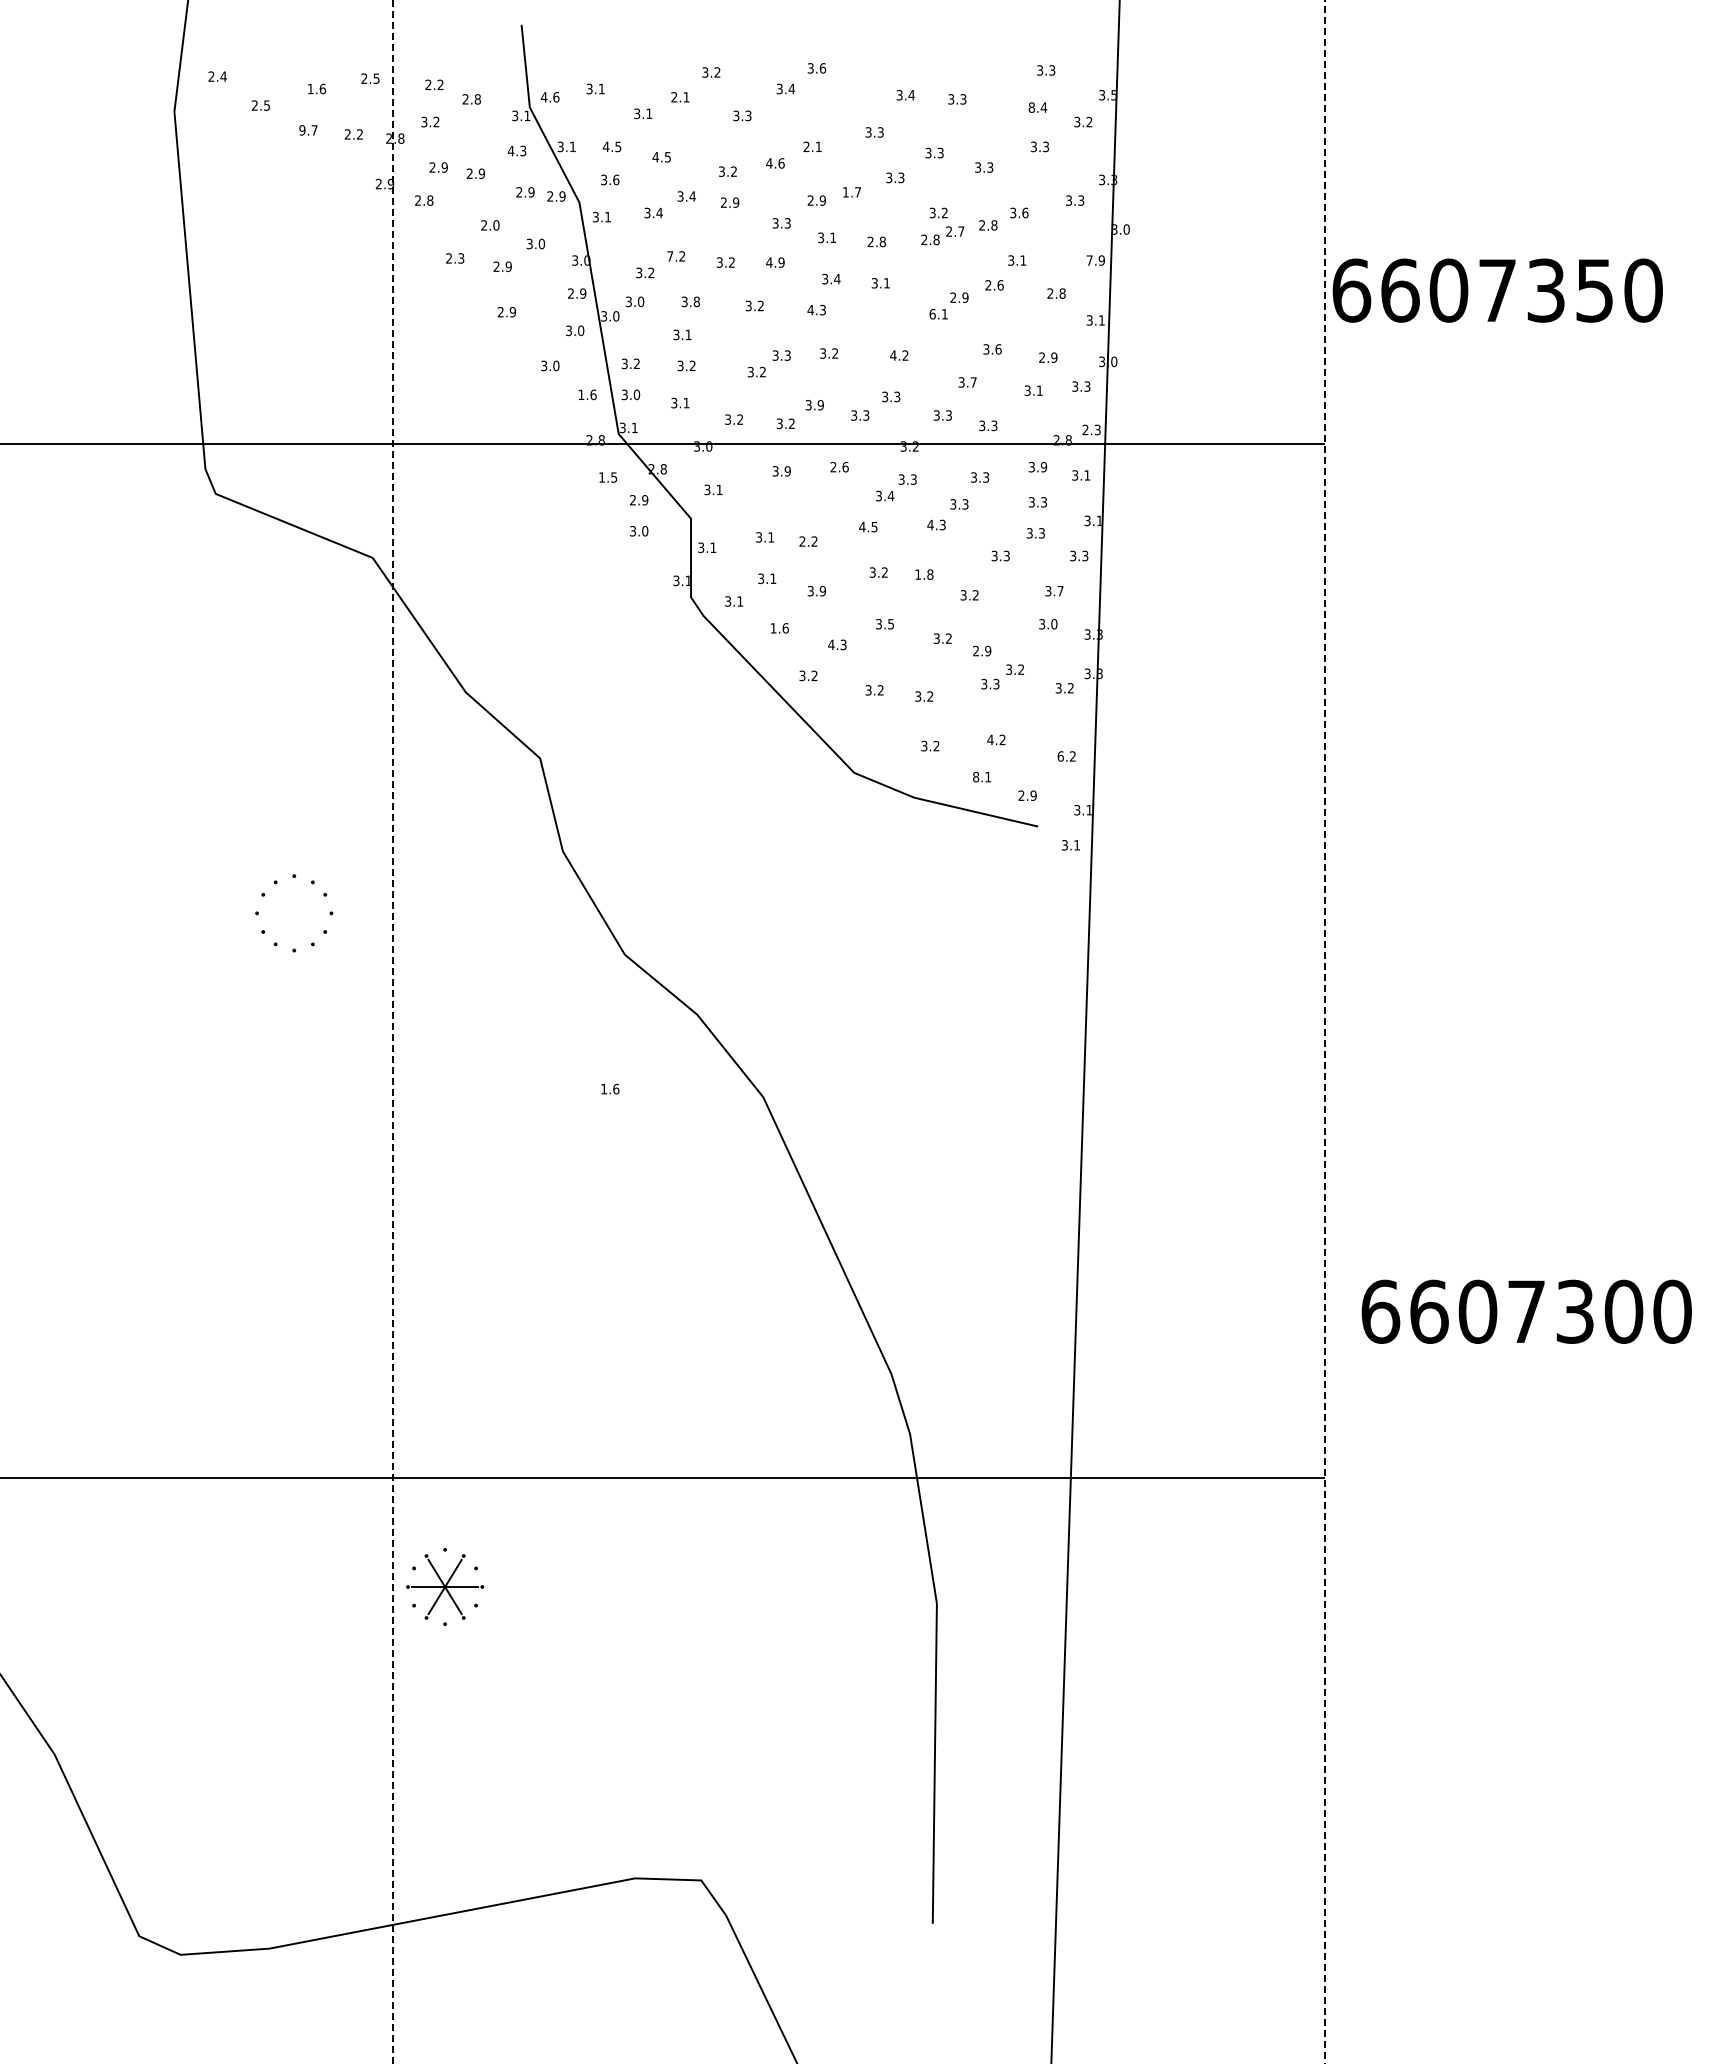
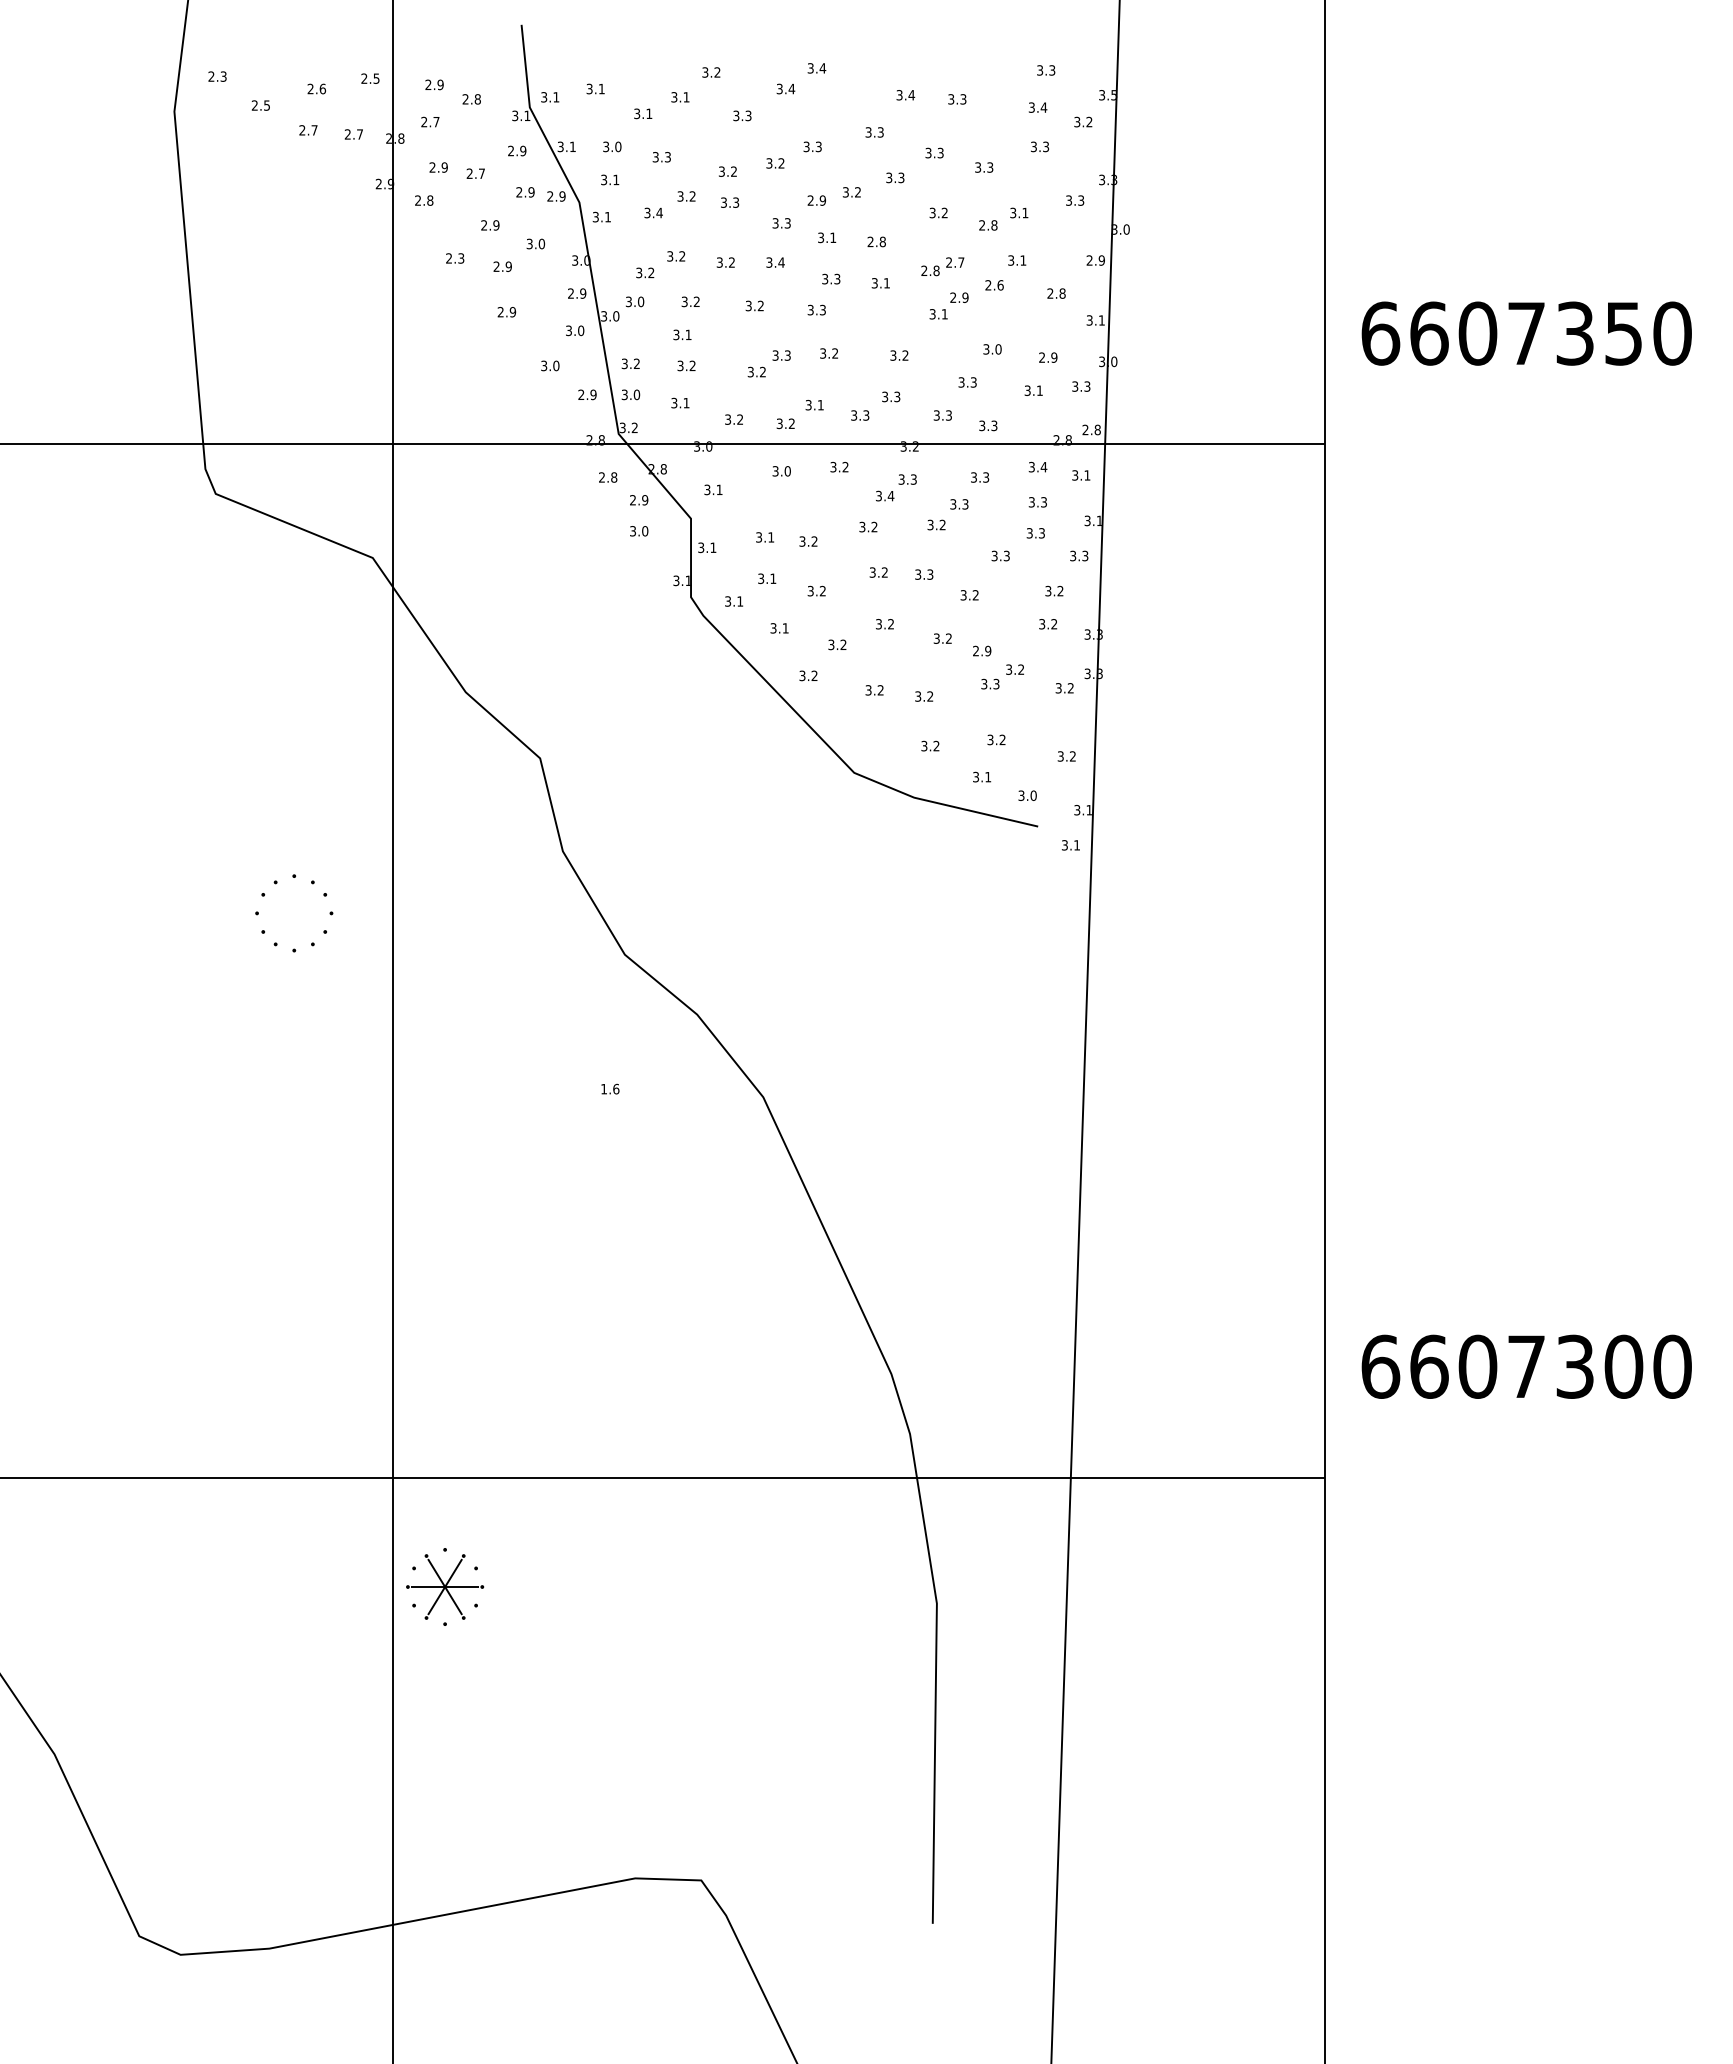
text: 3.6 -> 3.4 (822, 68)
text: 2.4 -> 2.3 (223, 76)
text: 2.2 -> 2.9 (440, 84)
text: 1.6 -> 2.6 (310, 88)
text: 4.6 -> 3.1 (549, 97)
text: 2.1 -> 3.1 (674, 97)
text: 8.4 -> 3.4 (1031, 107)
text: 3.2 -> 2.7 (430, 121)
text: 9.7 -> 2.7 (302, 130)
text: 2.2 -> 2.7 (359, 134)
text: 4.5 -> 3.0 (611, 146)
text: 2.1 -> 3.3 (812, 146)
text: 4.3 -> 2.9 (516, 150)
text: 4.5 -> 3.3 (661, 157)
text: 4.6 -> 3.2 (775, 163)
text: 2.9 -> 2.7 (481, 173)
text: 3.6 -> 3.1 (616, 179)
text: 1.7 -> 3.2 (851, 192)
text: 3.4 -> 3.2 (692, 196)
text: 2.9 -> 3.3 (730, 202)
text: 3.6 -> 3.1 (1025, 212)
text: 2.0 -> 2.9 (496, 225)
text position: (942, 235) -> (942, 266) (942, 266)
text: 7.2 -> 3.2 (670, 256)
text: 7.9 -> 2.9 (1089, 260)
text: 4.9 -> 3.4 (775, 262)
text: 3.4 -> 3.3 (837, 278)
text position: (1497, 290) -> (1526, 333) (1526, 333)
text: 3.8 -> 3.2 (696, 301)
text: 4.3 -> 3.3 (810, 309)
text: 6.1 -> 3.1 (932, 314)
text: 3.6 -> 3.0 (998, 349)
text: 4.2 -> 3.2 (893, 355)
text: 3.7 -> 3.3 (973, 382)
text: 1.6 -> 2.9 (587, 394)
text: 3.9 -> 3.1 (820, 404)
text: 3.1 -> 3.2 (634, 427)
text: 2.3 -> 2.8 (1097, 429)
text: 2.6 -> 3.2 (839, 466)
text: 3.9 -> 3.4 (1043, 466)
text: 3.9 -> 3.0 (787, 471)
text: 1.5 -> 2.8 (608, 477)
text: 4.3 -> 3.2 (936, 524)
text: 4.5 -> 3.2 (868, 526)
text: 2.2 -> 3.2 (802, 541)
text: 1.8 -> 3.3 (924, 574)
text: 3.7 -> 3.2 (1060, 590)
text: 3.9 -> 3.2 (822, 591)
text: 3.5 -> 3.2 (890, 624)
text: 3.0 -> 3.2 (1054, 624)
text: 1.6 -> 3.1 (779, 628)
text: 4.3 -> 3.2 (837, 644)
text: 4.2 -> 3.2 (990, 739)
text: 6.2 -> 3.2 (1060, 756)
text: 8.1 -> 3.1 (976, 777)
text: 2.9 -> 3.0 (1027, 795)
line: dashed -> solid (393, 1031)
line: dashed -> solid (1325, 1031)
text position: (1526, 1311) -> (1526, 1366) (1526, 1366)
